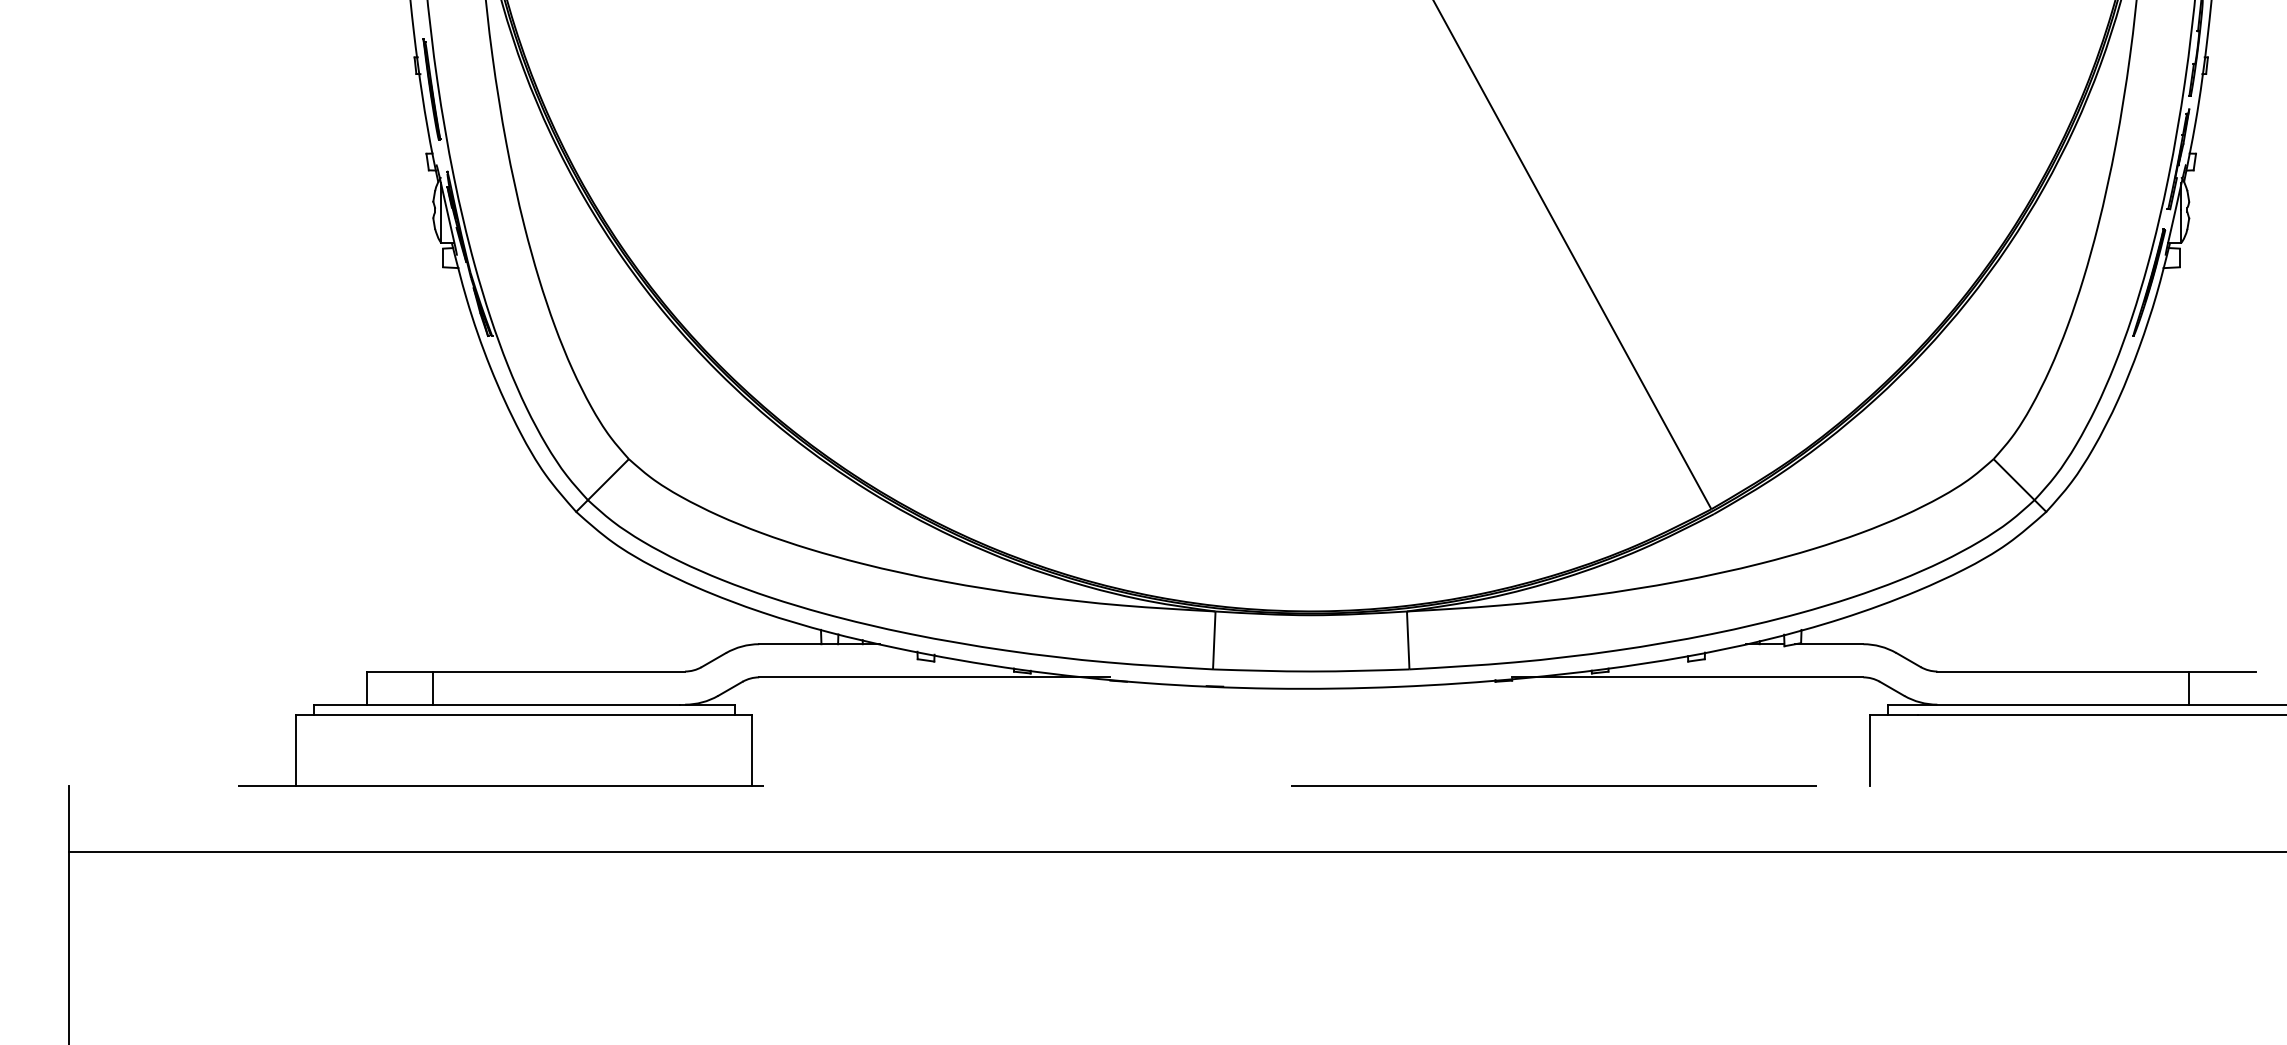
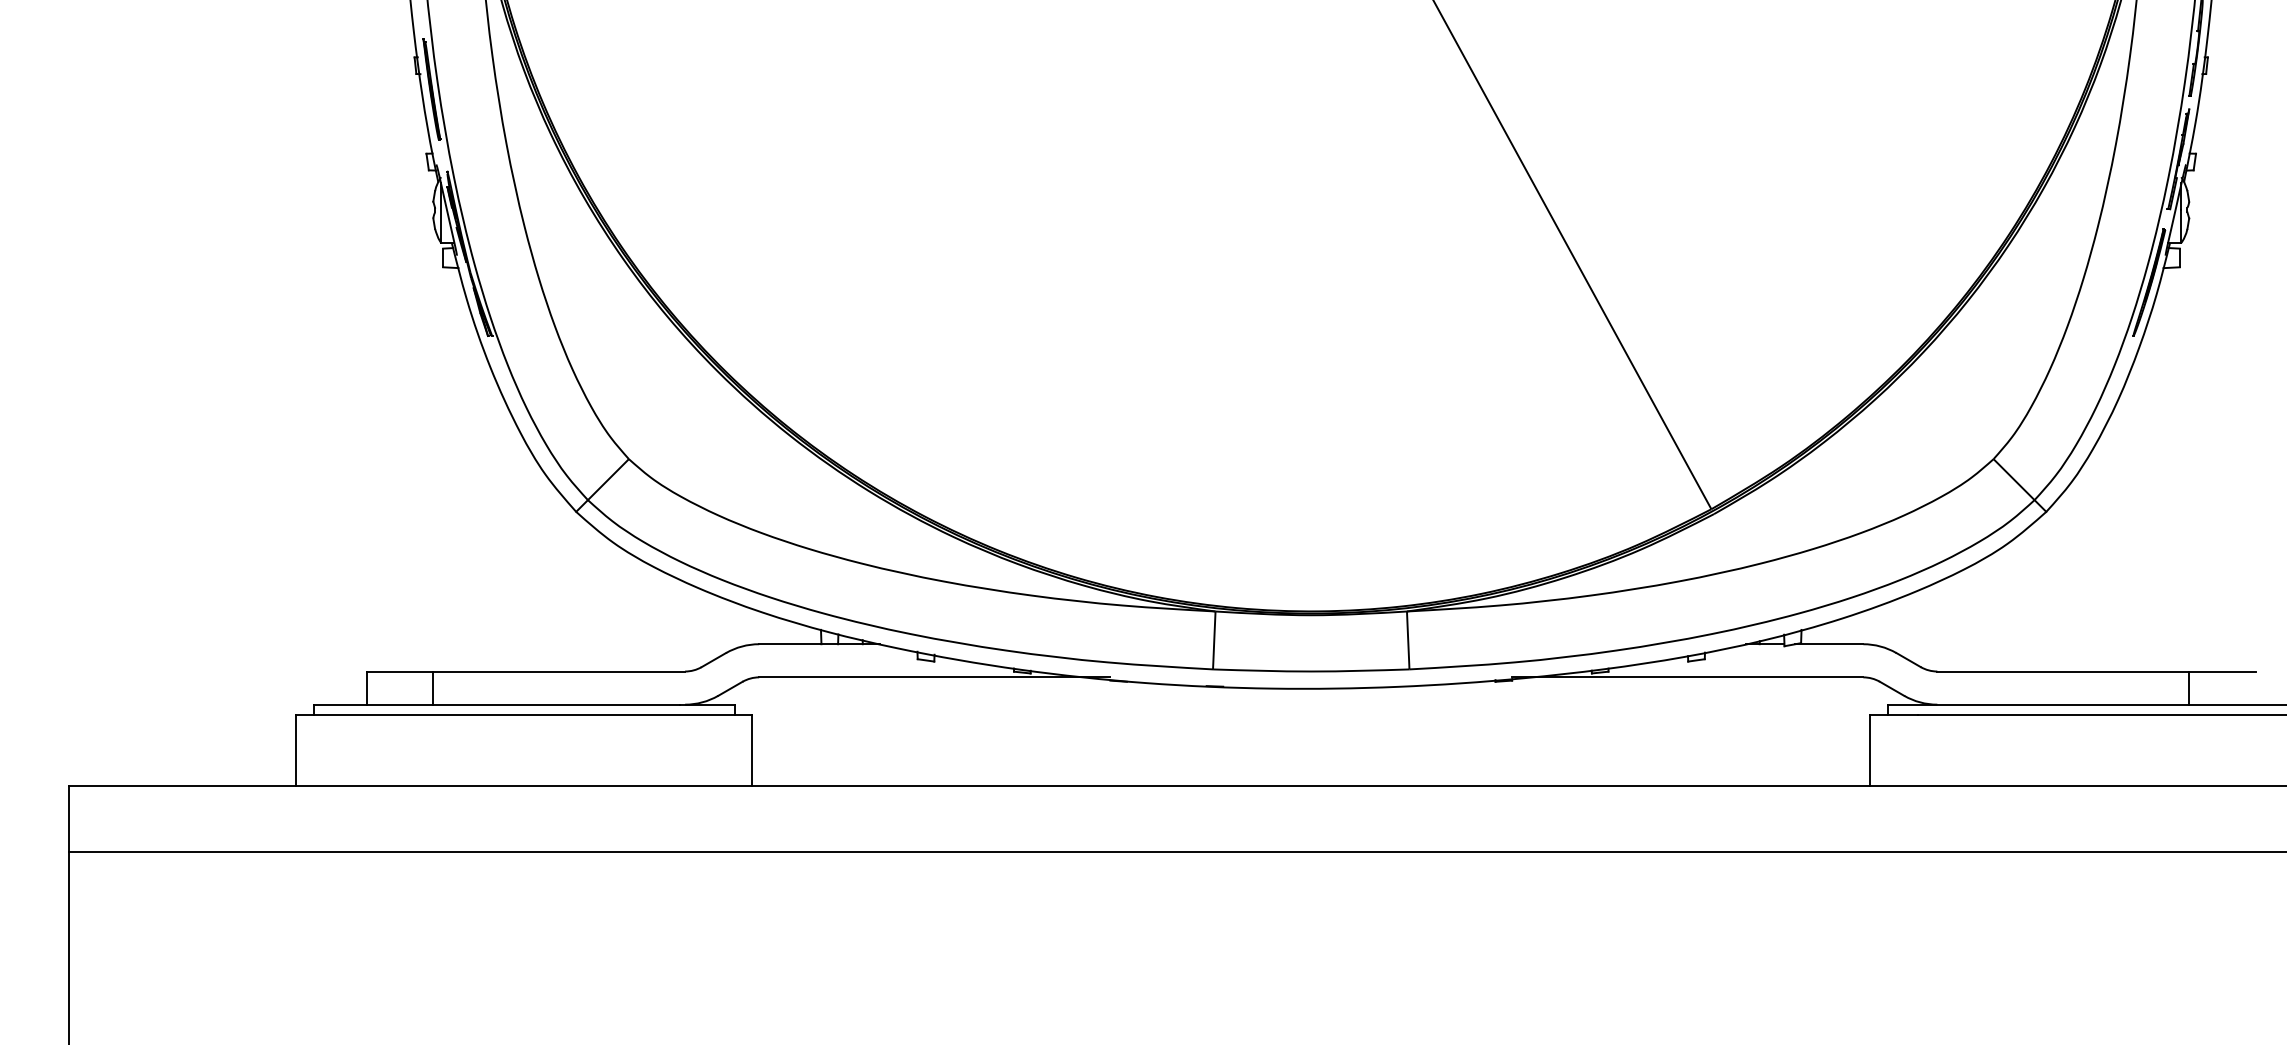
line: dashed -> solid (1177, 785)
